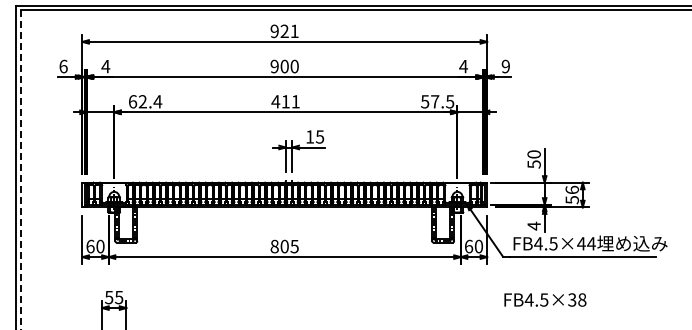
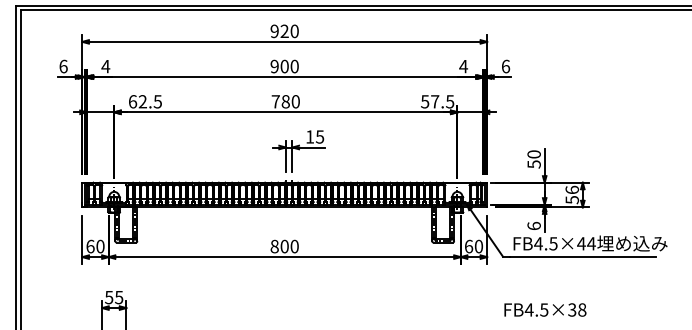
text: 921 -> 920 (294, 31)
text: 9 -> 6 (505, 66)
text: 62.4 -> 62.5 (157, 101)
text: 411 -> 780 (285, 101)
line: dashed -> solid (20, 170)
text: 4 -> 6 (533, 225)
text: 805 -> 800 (294, 246)
text position: (545, 299) -> (545, 309) (545, 309)
